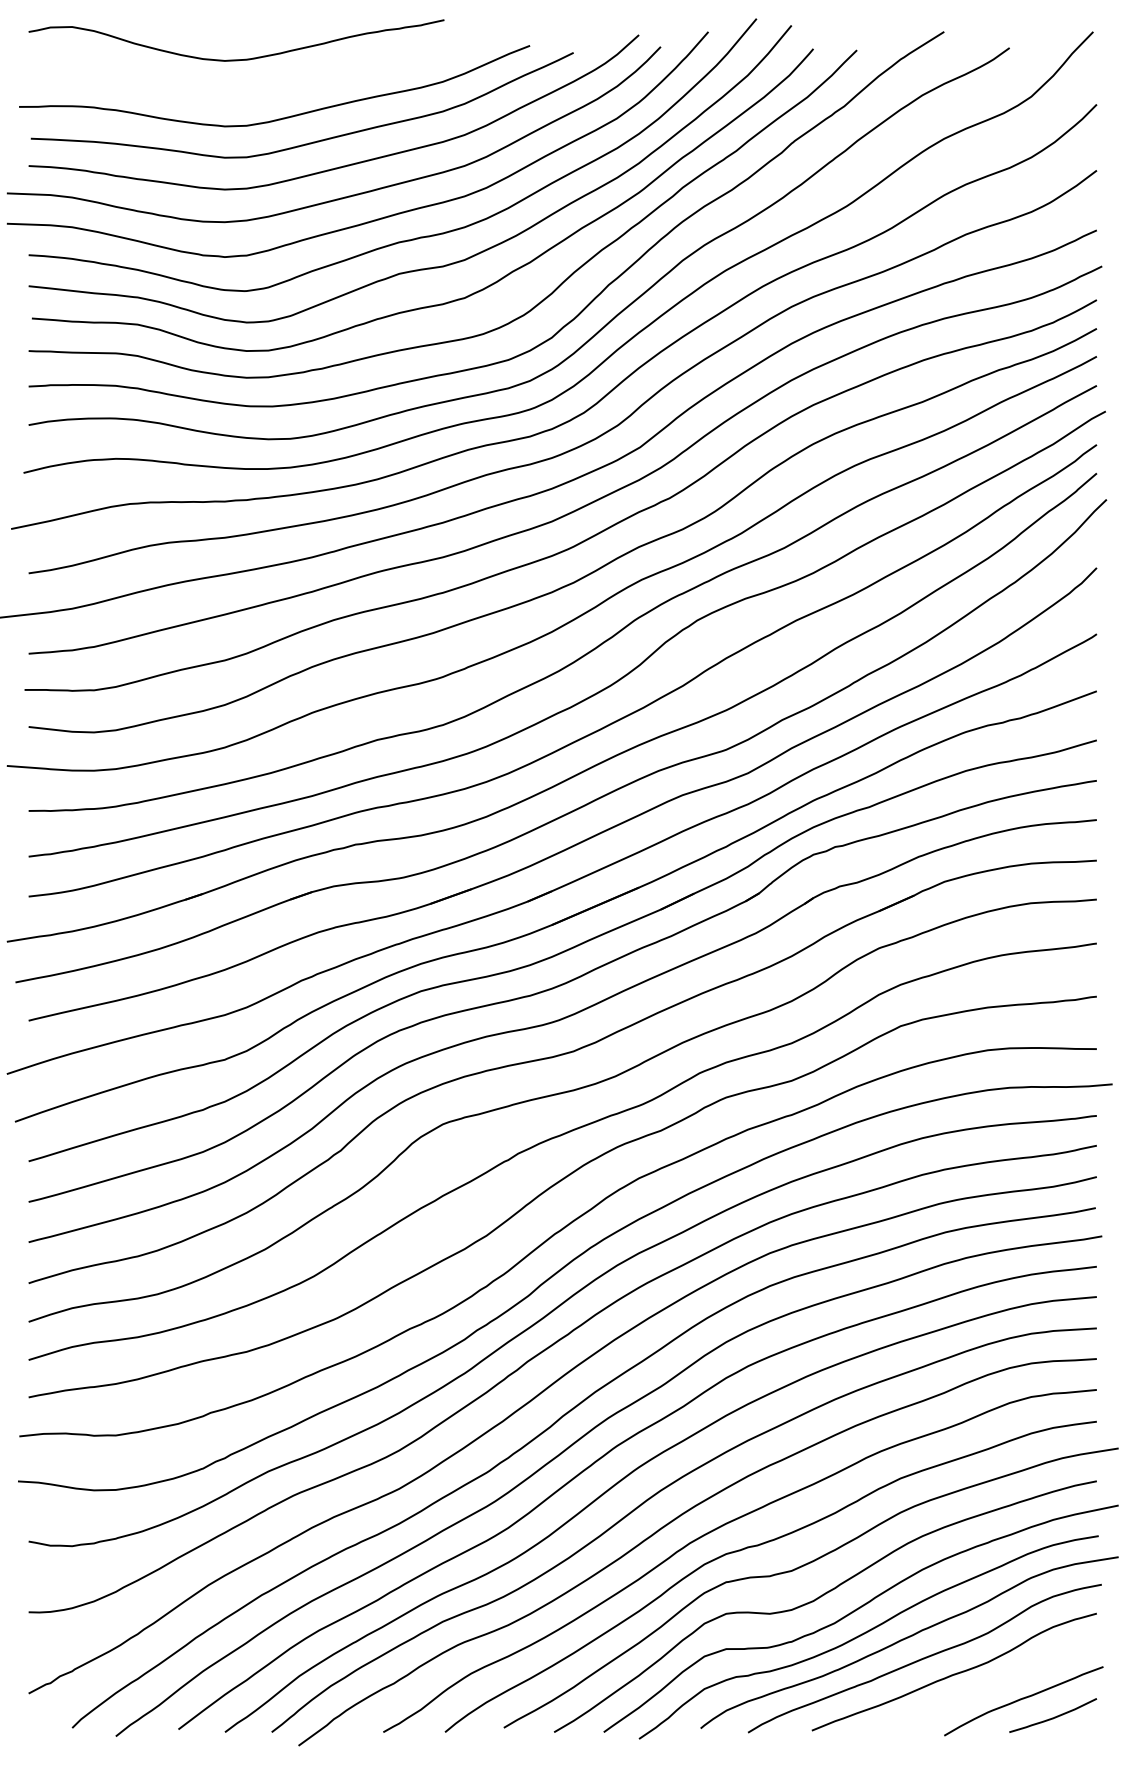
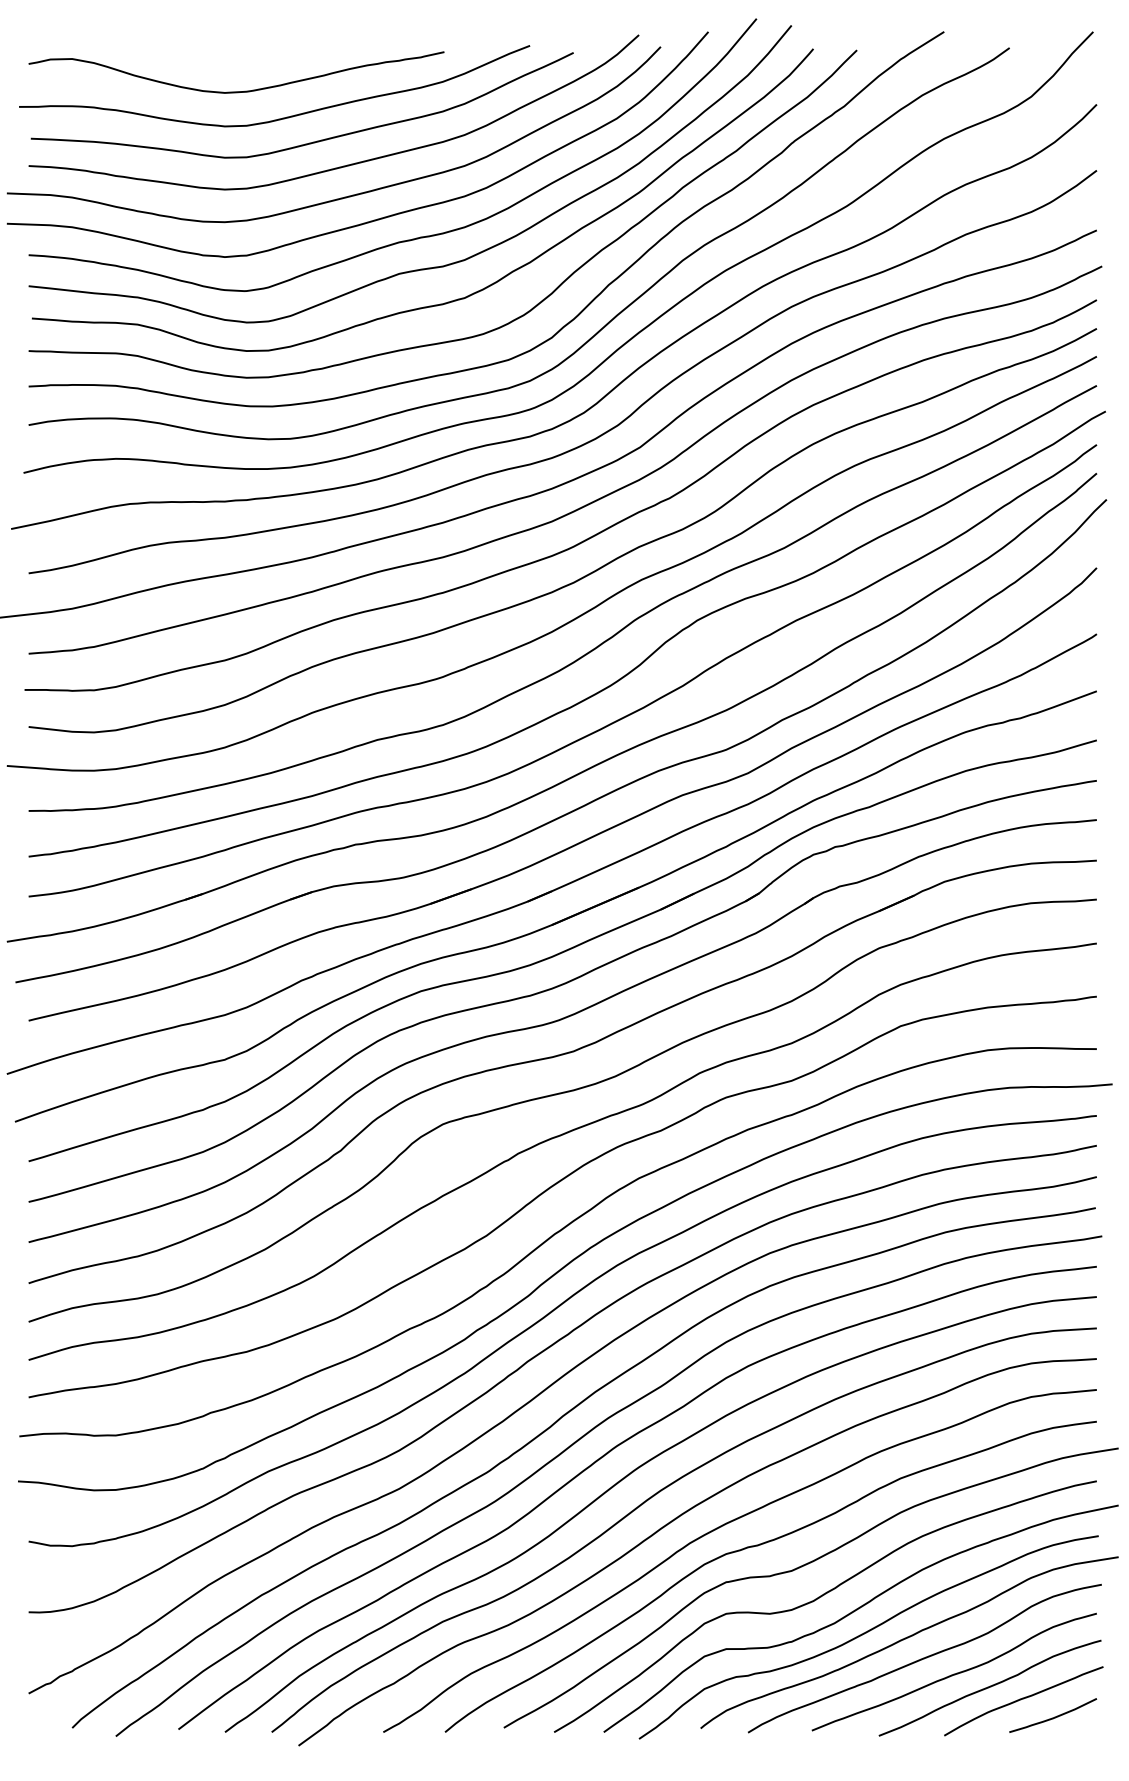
curve position: (236, 59) -> (236, 91) (236, 91)
curve: none -> present (989, 1687)
